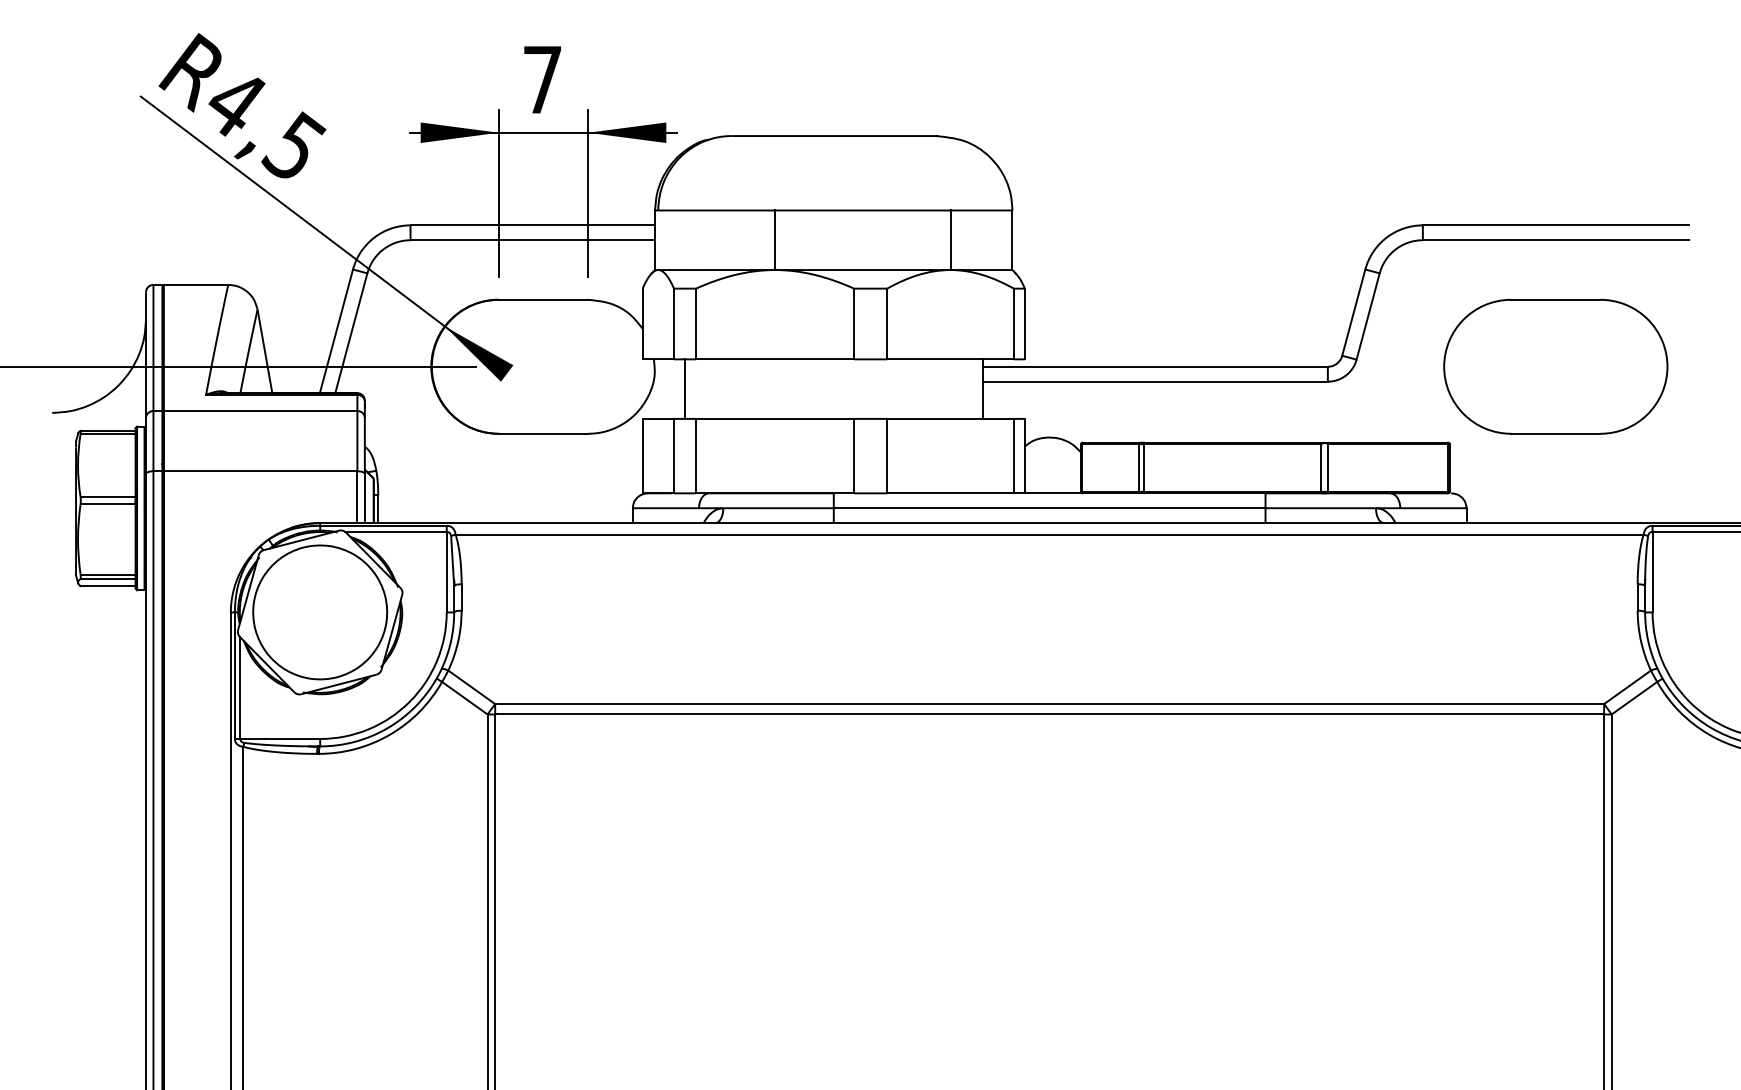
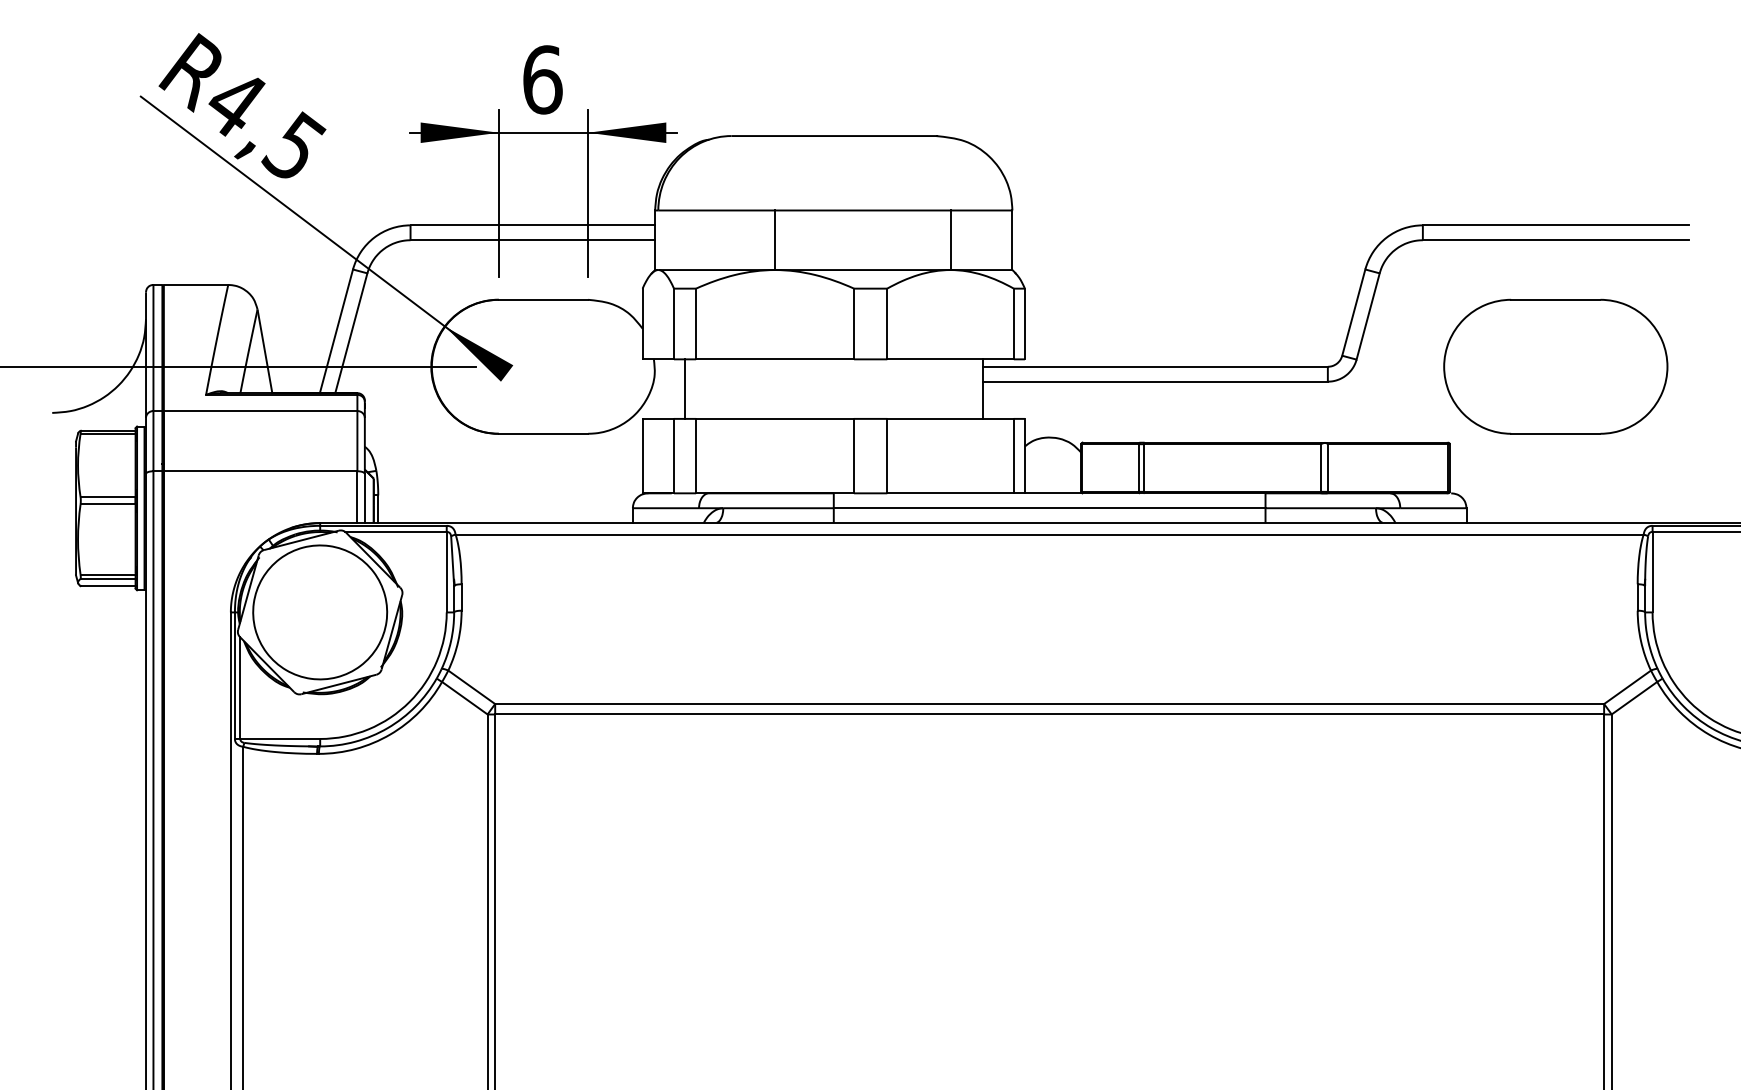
text: 7 -> 6 (542, 79)
